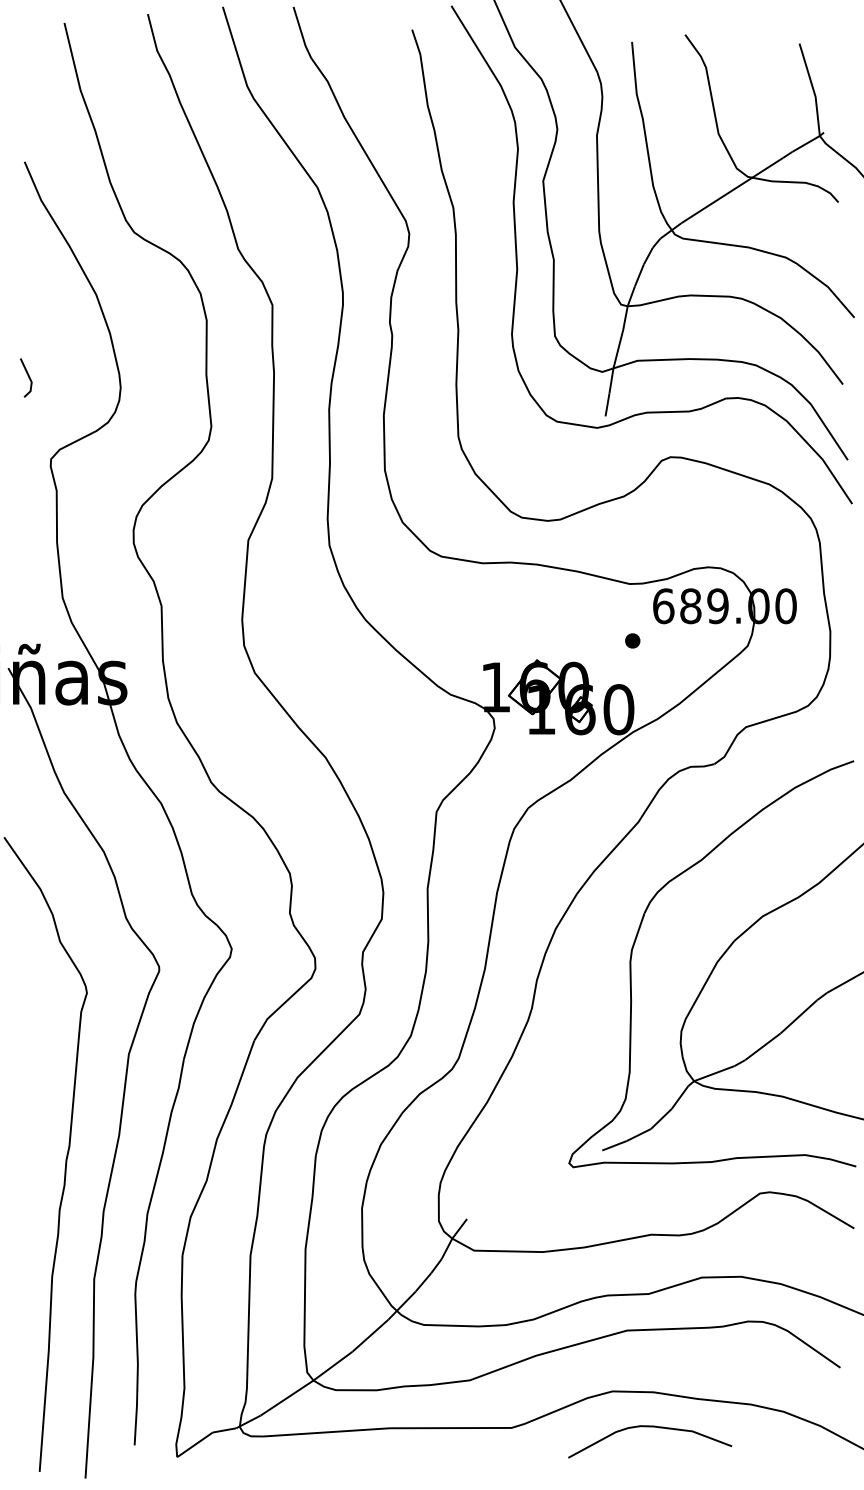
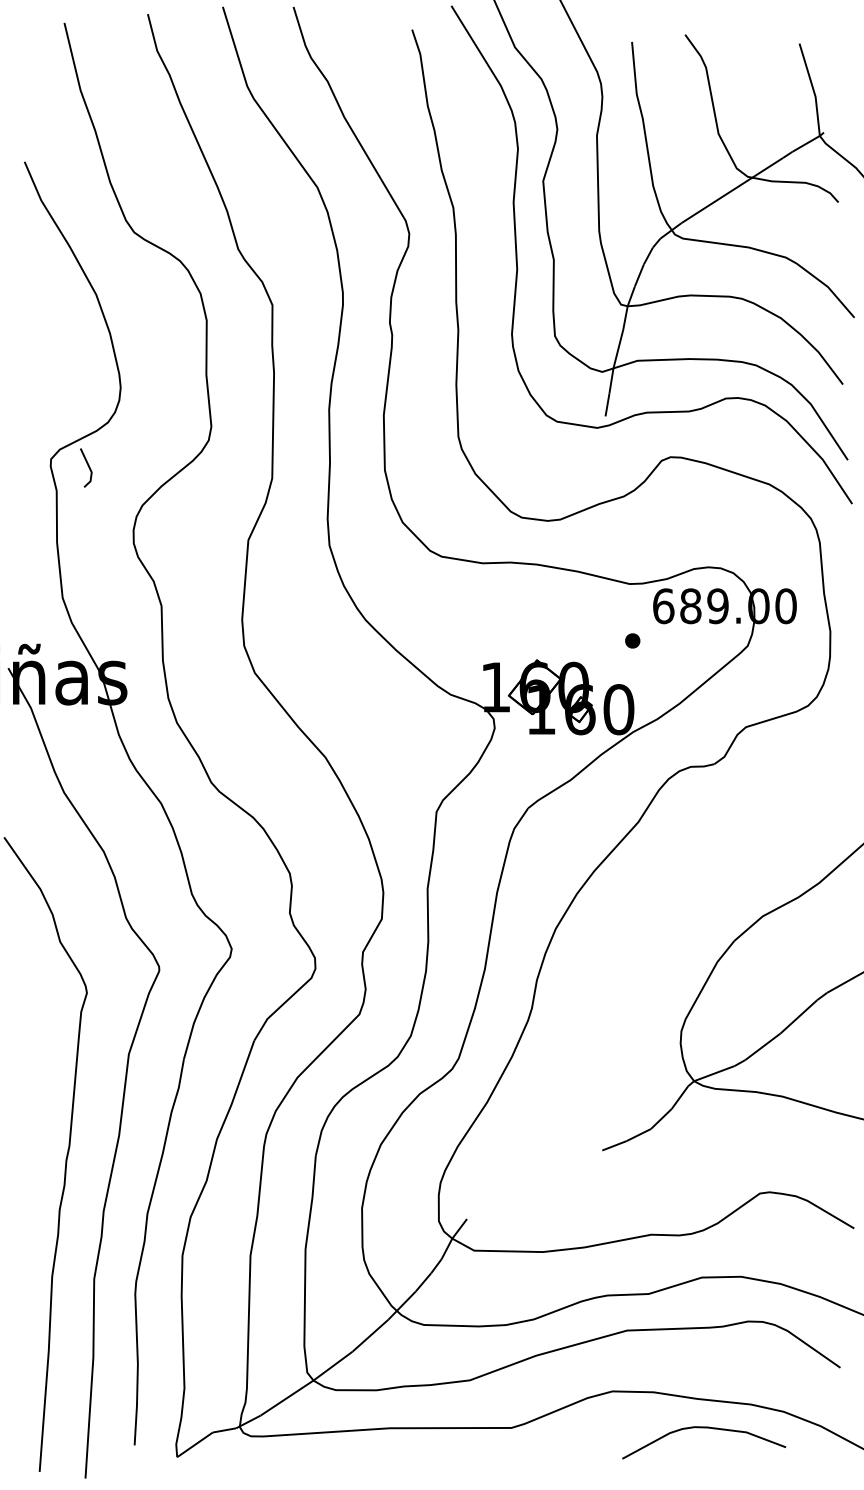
line position: (28, 377) -> (88, 467) (88, 467)
part: present -> none (636, 940)
curve position: (650, 1427) -> (704, 1428) (704, 1428)
